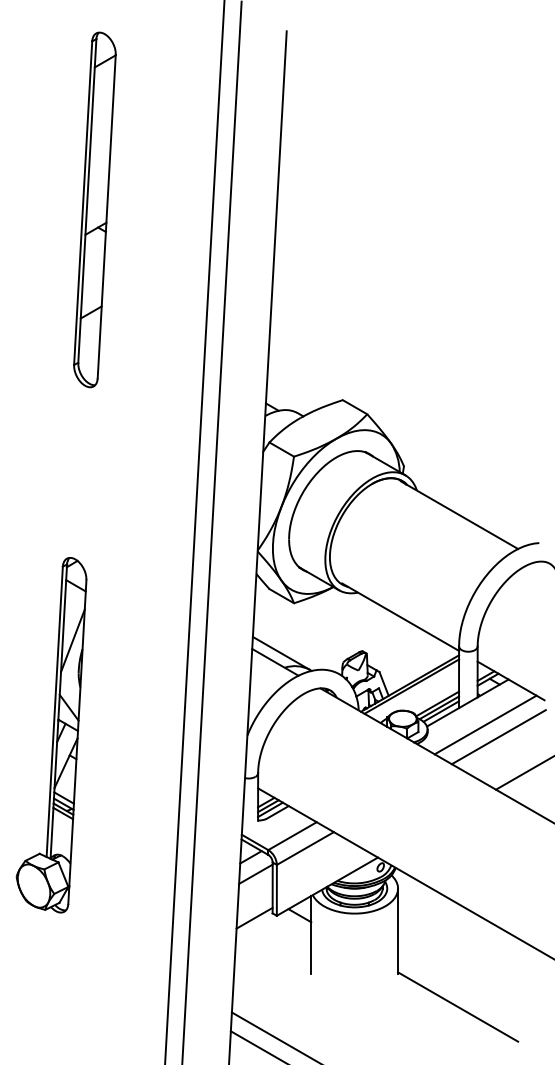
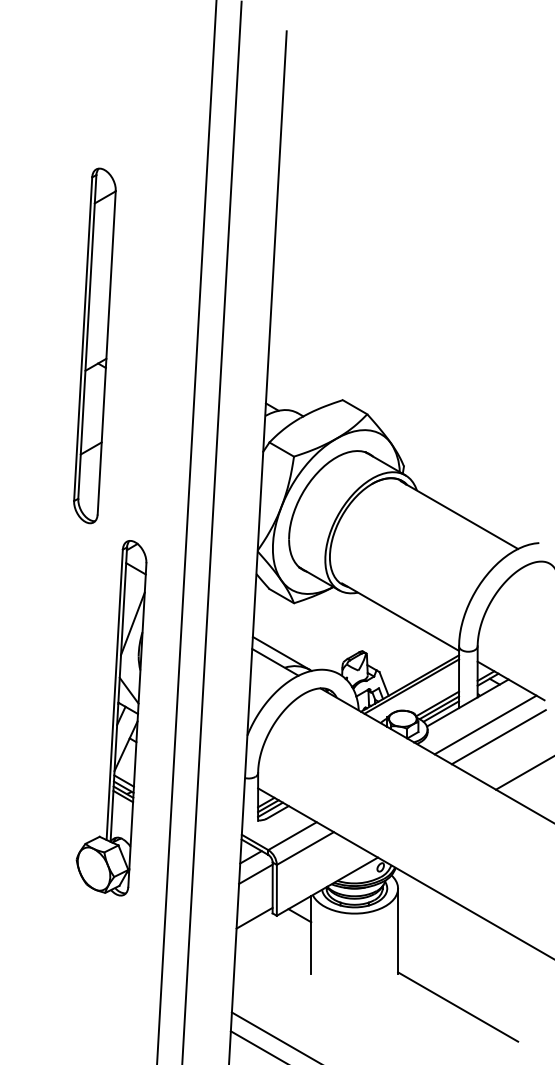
part position: (94, 209) -> (94, 345) (94, 345)
line position: (194, 531) -> (186, 531) (186, 531)
part position: (51, 735) -> (111, 718) (111, 718)
